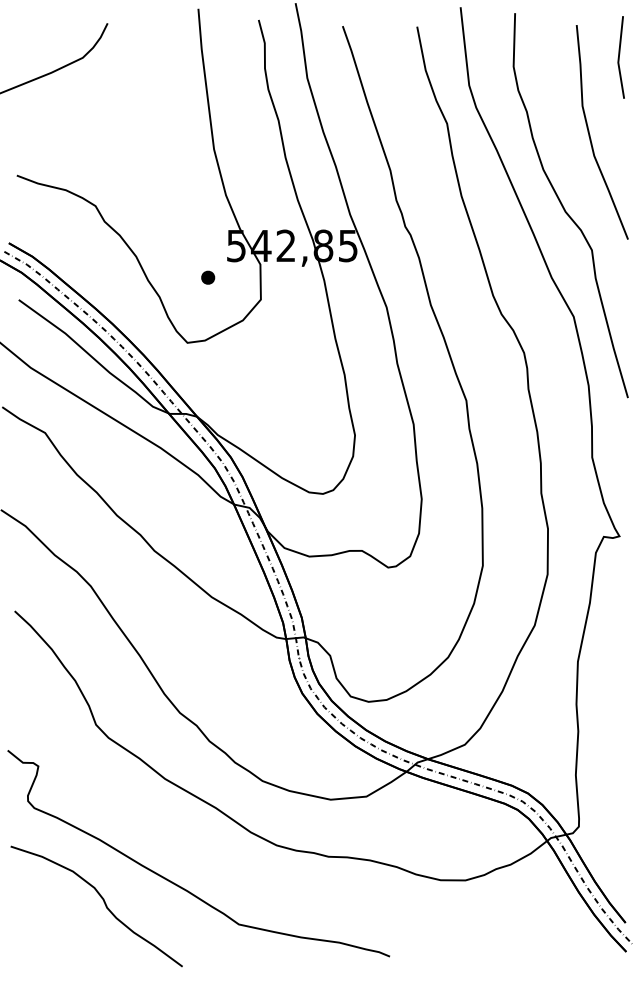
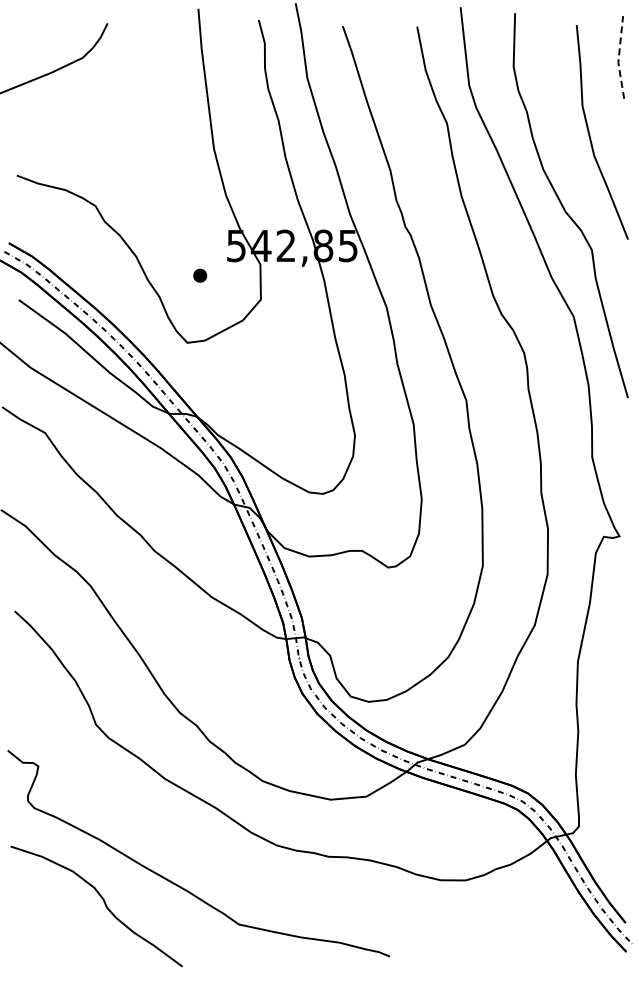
line: solid -> dashed (618, 57)
part position: (208, 277) -> (200, 275) (200, 275)
